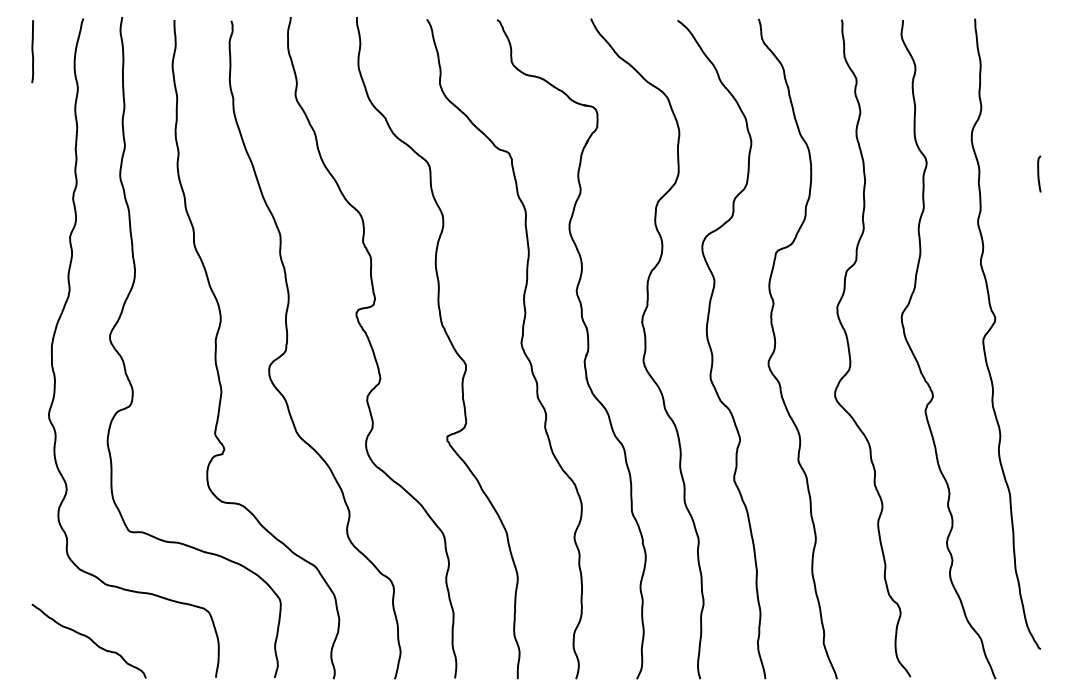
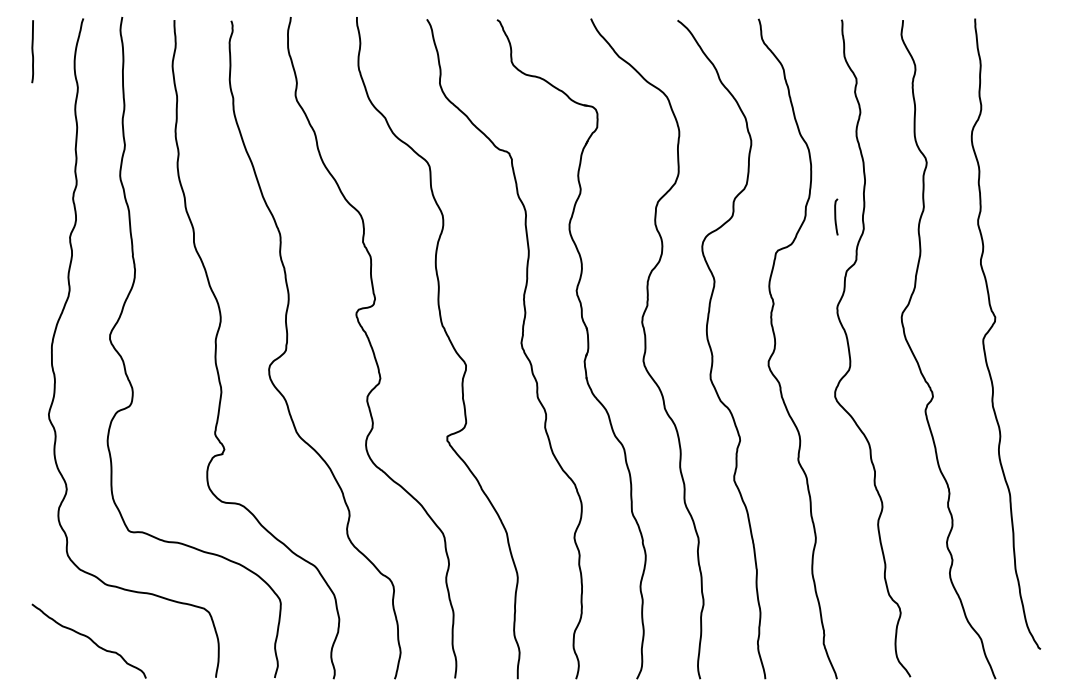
curve position: (1039, 173) -> (836, 216) (836, 216)
